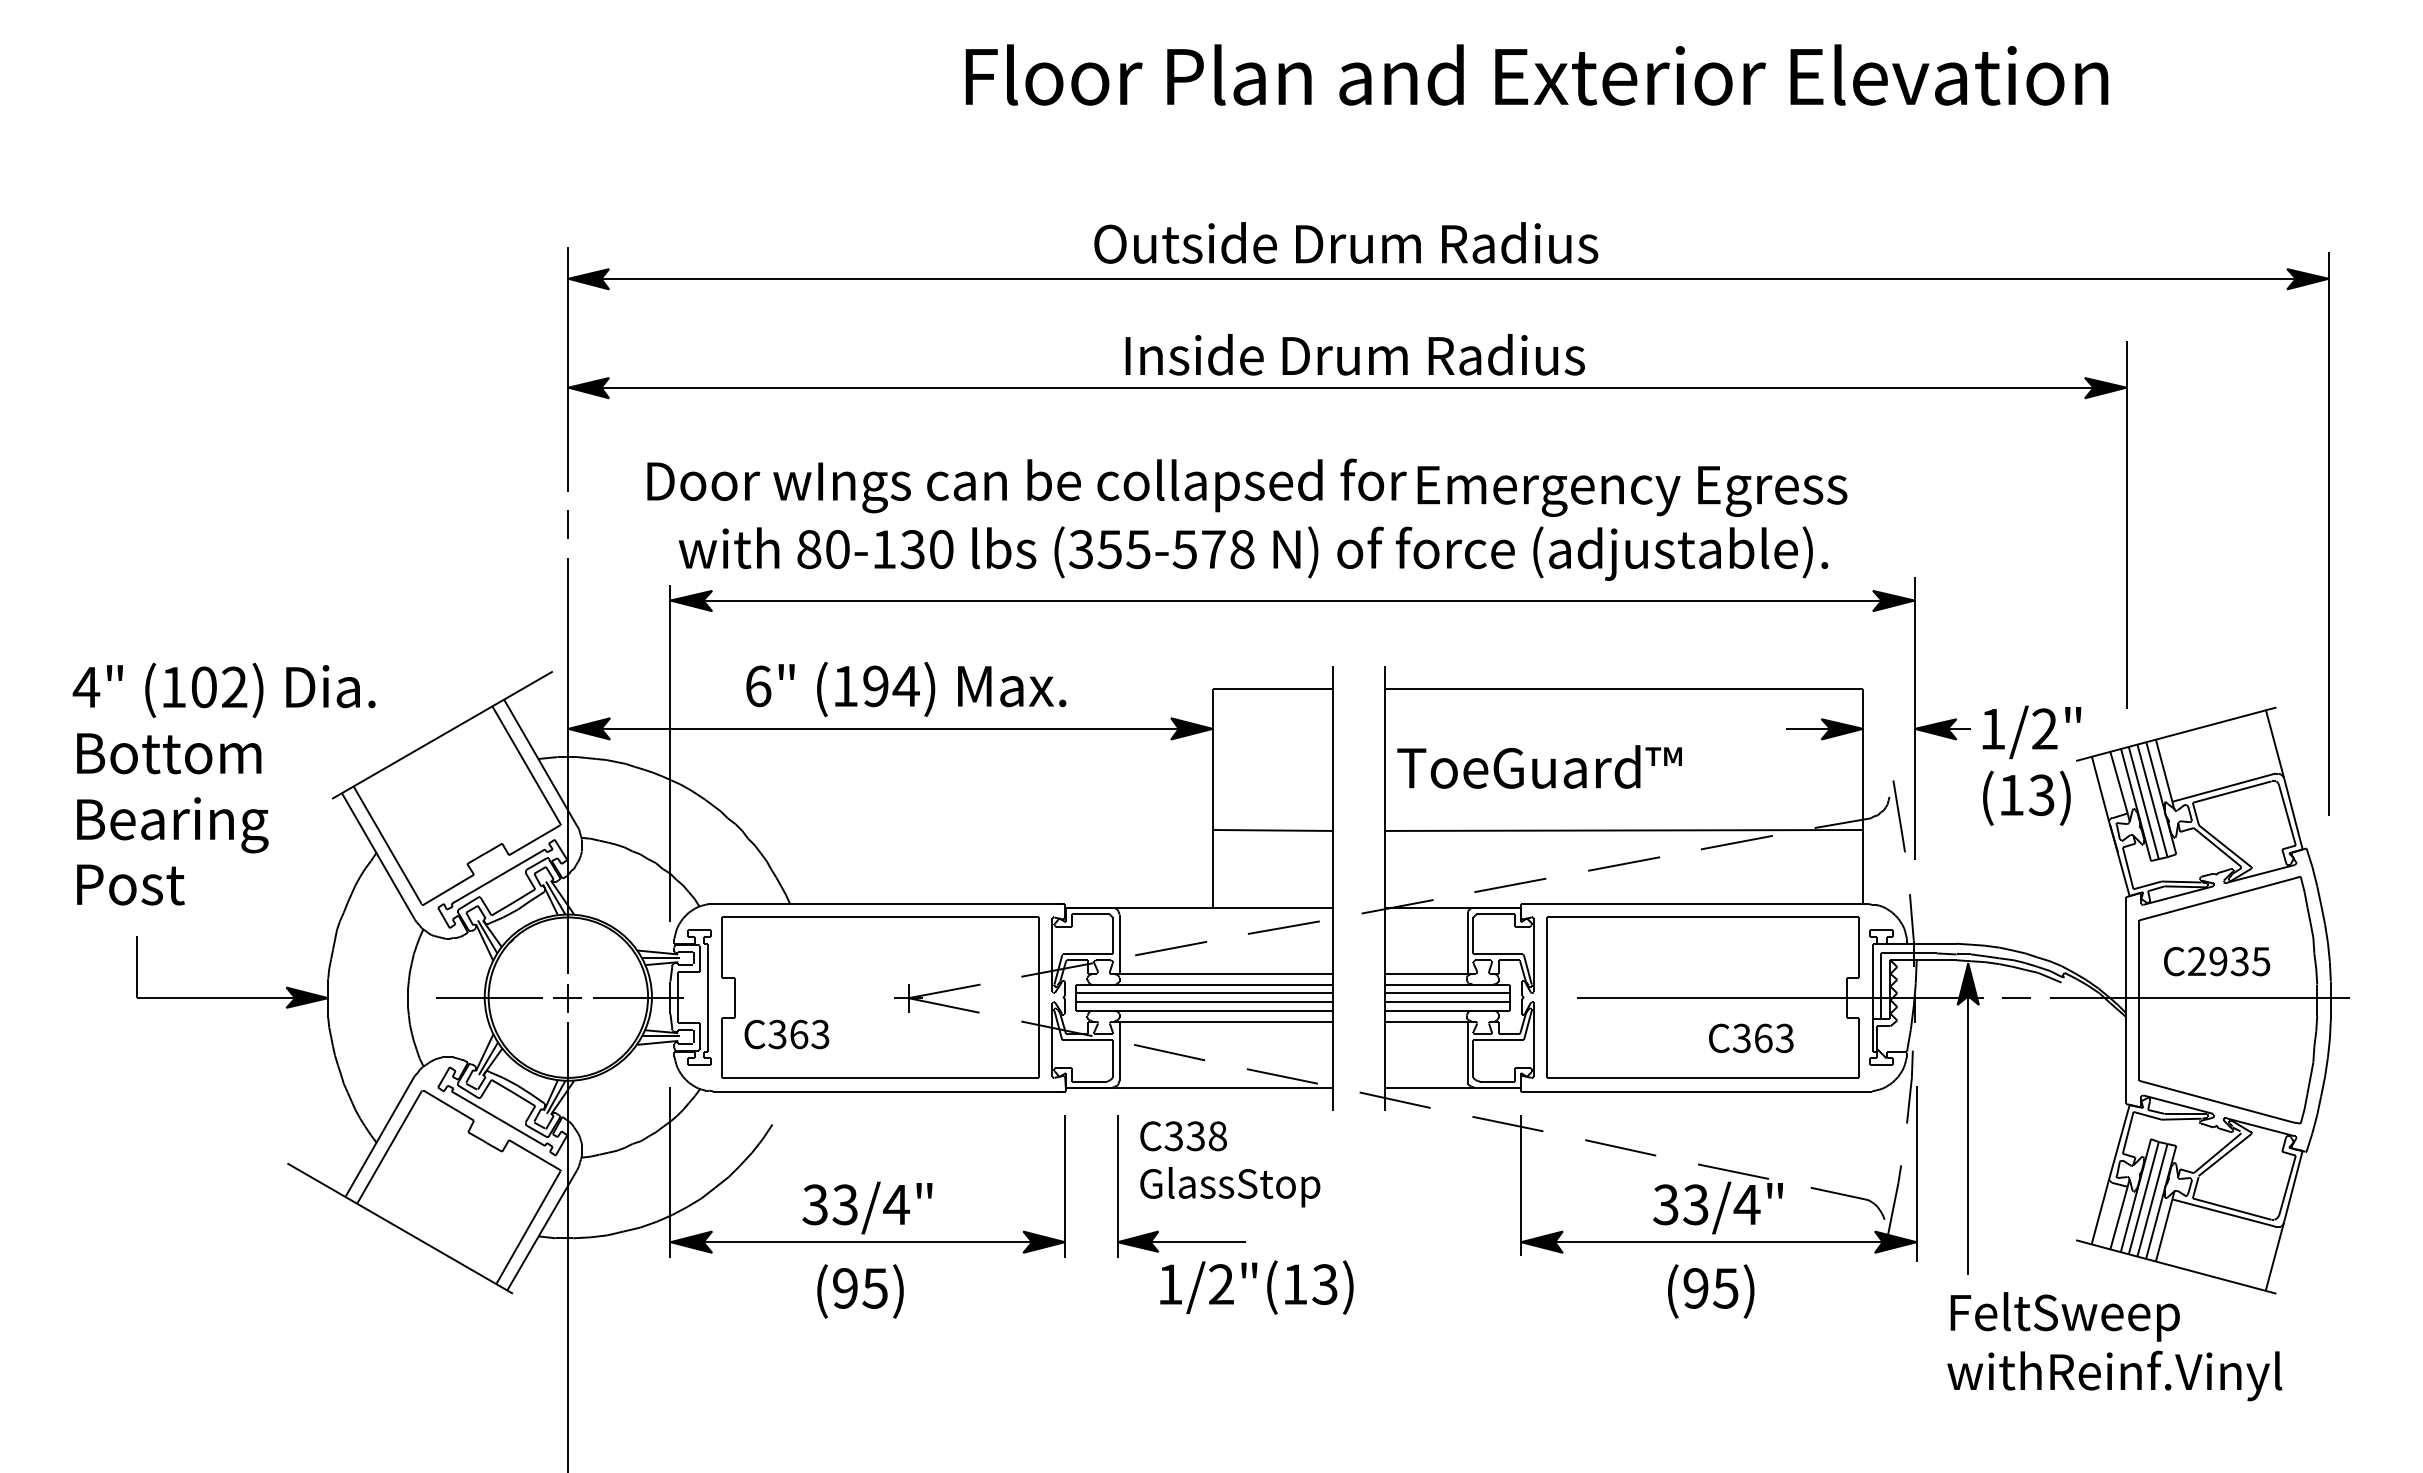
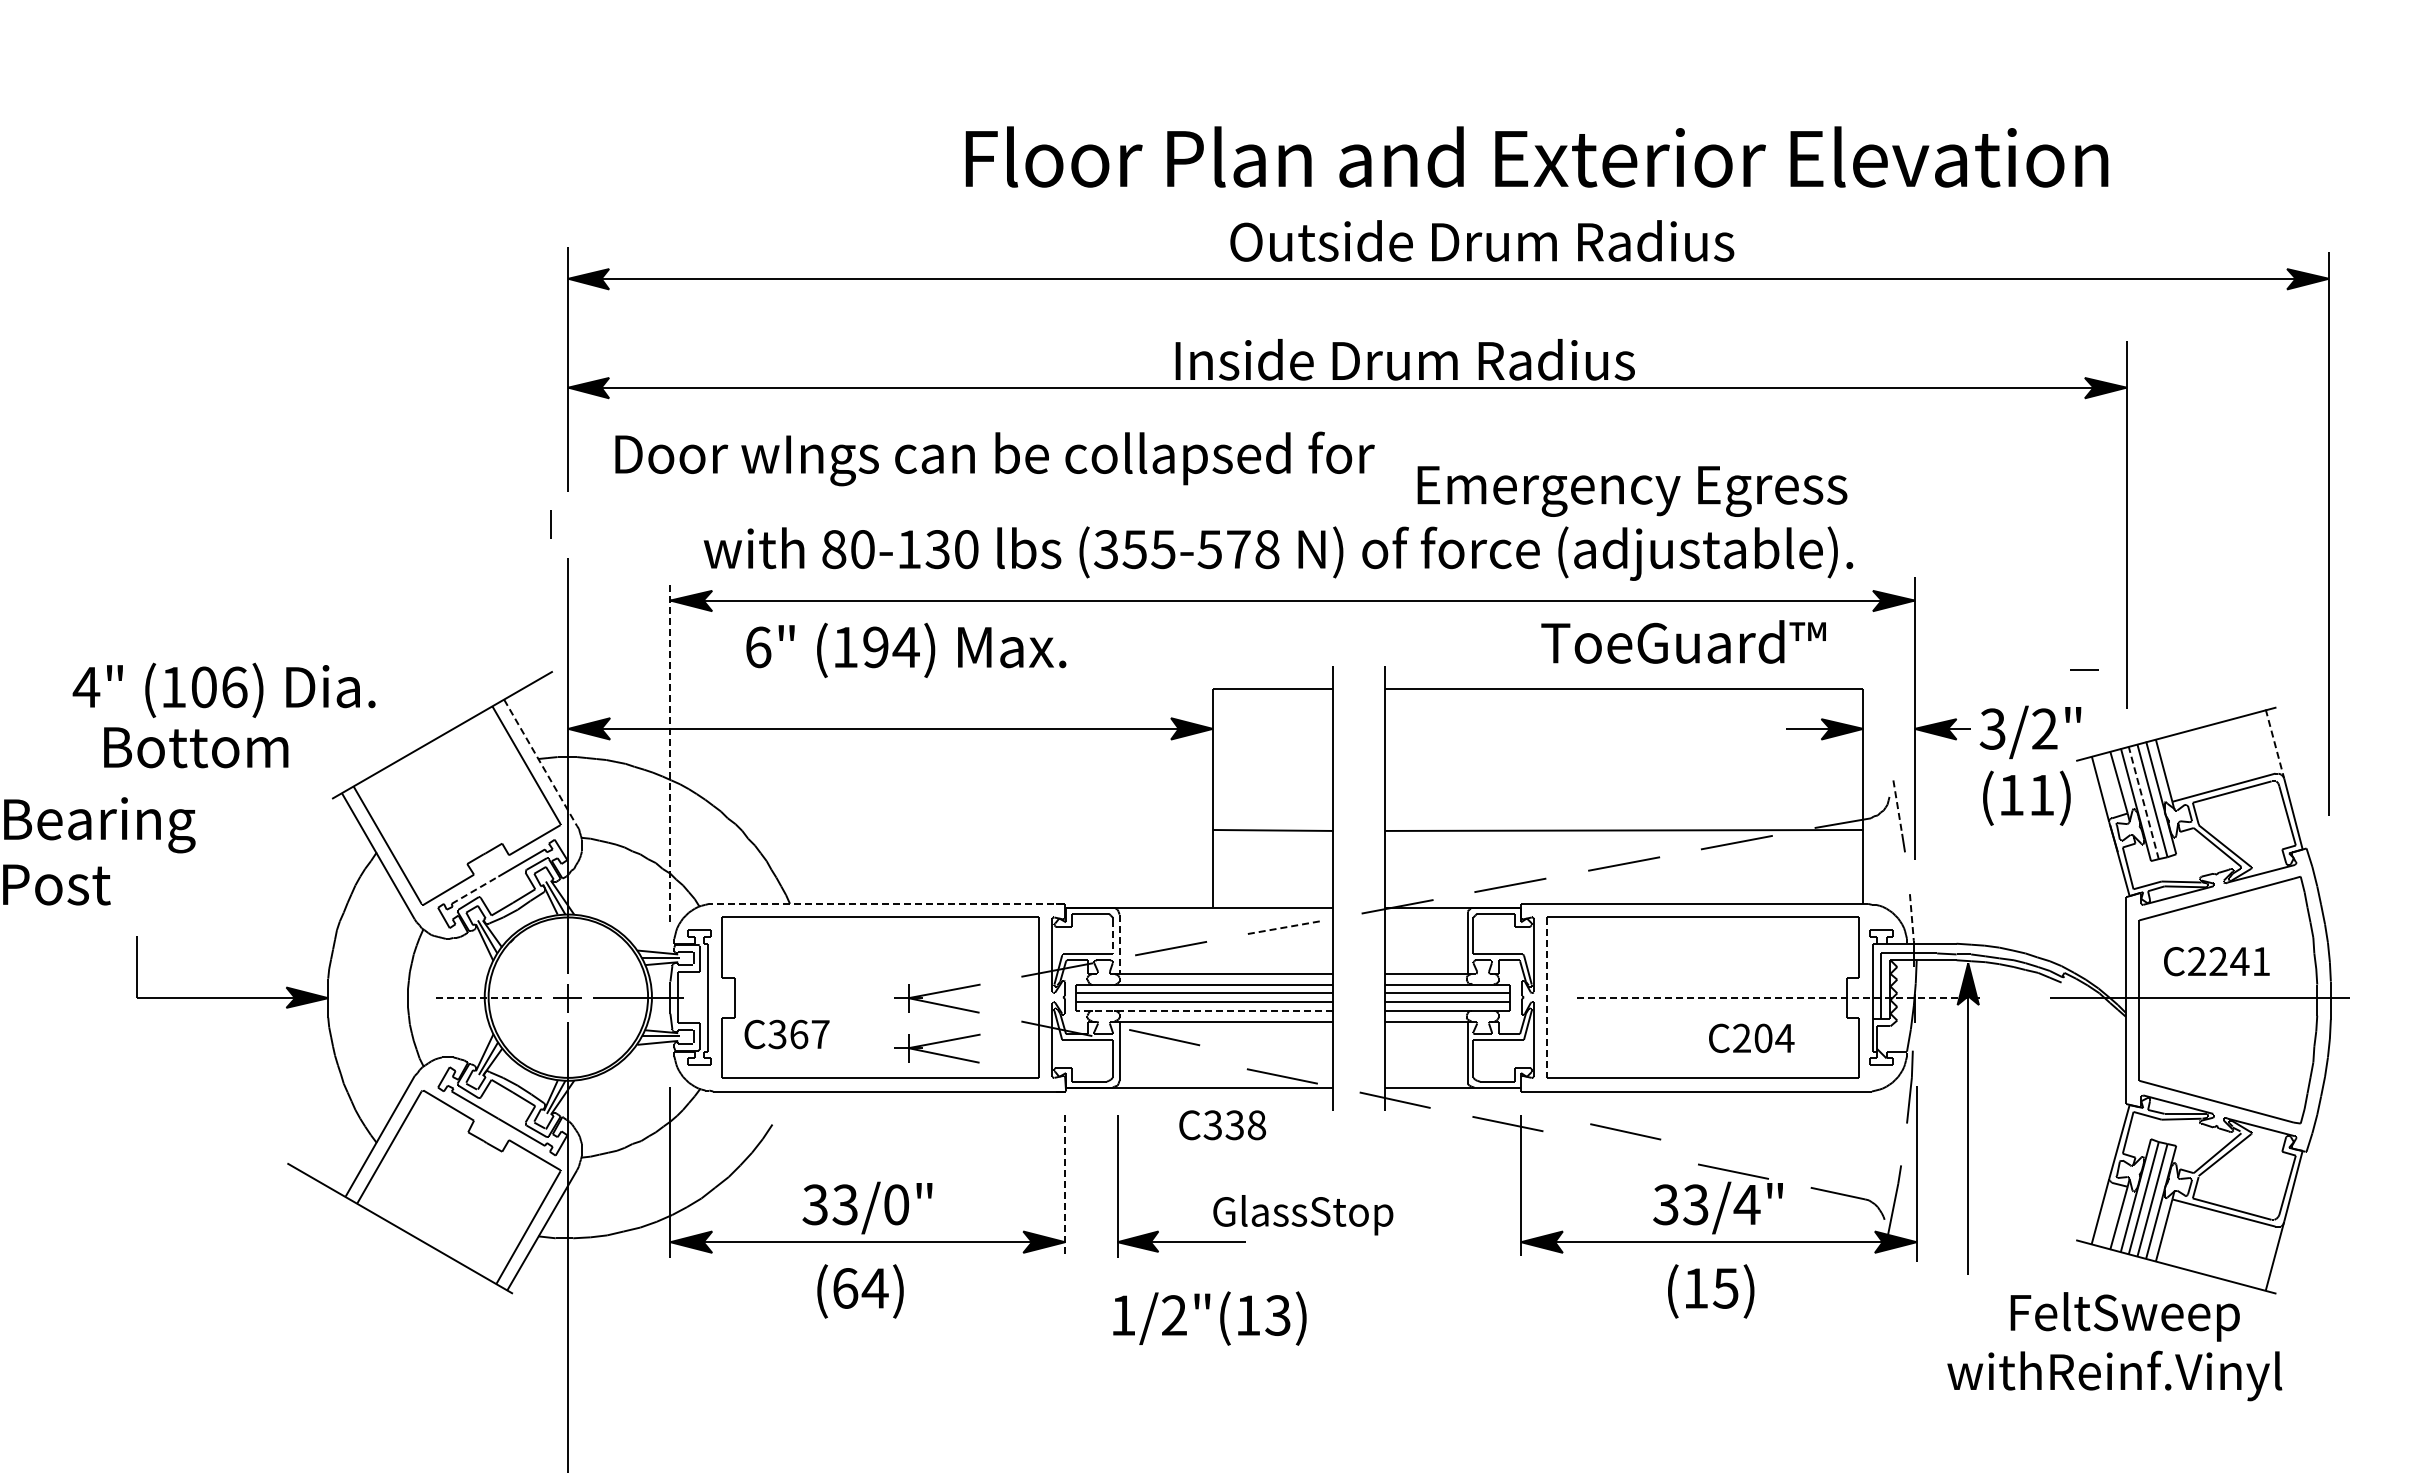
text position: (1536, 74) -> (1536, 156) (1536, 156)
text position: (1346, 242) -> (1482, 240) (1482, 240)
text position: (1354, 354) -> (1404, 359) (1404, 359)
text position: (1026, 485) -> (994, 458) (994, 458)
line position: (567, 524) -> (550, 524) (550, 524)
text position: (1253, 553) -> (1278, 553) (1278, 553)
text: (102) -> (106) (234, 687)
text position: (906, 688) -> (906, 649) (906, 649)
text: 1/2" -> 3/2" (1992, 728)
line: solid -> dashed (2274, 743)
text position: (169, 753) -> (196, 747) (196, 747)
line: solid -> dashed (670, 753)
line: solid -> dashed (540, 762)
text position: (1539, 766) -> (1683, 641) (1683, 641)
text: (13) -> (11) (2041, 795)
line: solid -> dashed (2143, 802)
line: solid -> dashed (1897, 807)
text position: (172, 825) -> (99, 825) (99, 825)
text position: (130, 884) -> (56, 884) (56, 884)
line: solid -> dashed (475, 890)
line: solid -> dashed (889, 903)
line: solid -> dashed (1911, 917)
line: solid -> dashed (1283, 927)
line: solid -> dashed (1112, 937)
line: solid -> dashed (1119, 944)
text: C2935 -> C2241 (2239, 961)
line position: (2016, 997) -> (2084, 669) (2084, 669)
line: solid -> dashed (490, 998)
line: solid -> dashed (1547, 998)
line: solid -> dashed (1781, 998)
line: solid -> dashed (1204, 1010)
text: C363 -> C367 (820, 1034)
text: C363 -> C204 (1763, 1038)
part: none -> present (937, 1048)
line position: (1169, 1052) -> (1164, 1037) (1164, 1037)
text position: (1183, 1136) -> (1222, 1125) (1222, 1125)
line position: (1620, 1147) -> (1625, 1131) (1625, 1131)
line: solid -> dashed (1065, 1186)
text position: (1230, 1187) -> (1303, 1215) (1303, 1215)
text: 33/4" -> 33/0" (895, 1204)
text position: (1256, 1287) -> (1209, 1318) (1209, 1318)
text: (95) -> (64) (860, 1288)
text: (95) -> (15) (1695, 1288)
text position: (2064, 1316) -> (2124, 1316) (2124, 1316)
